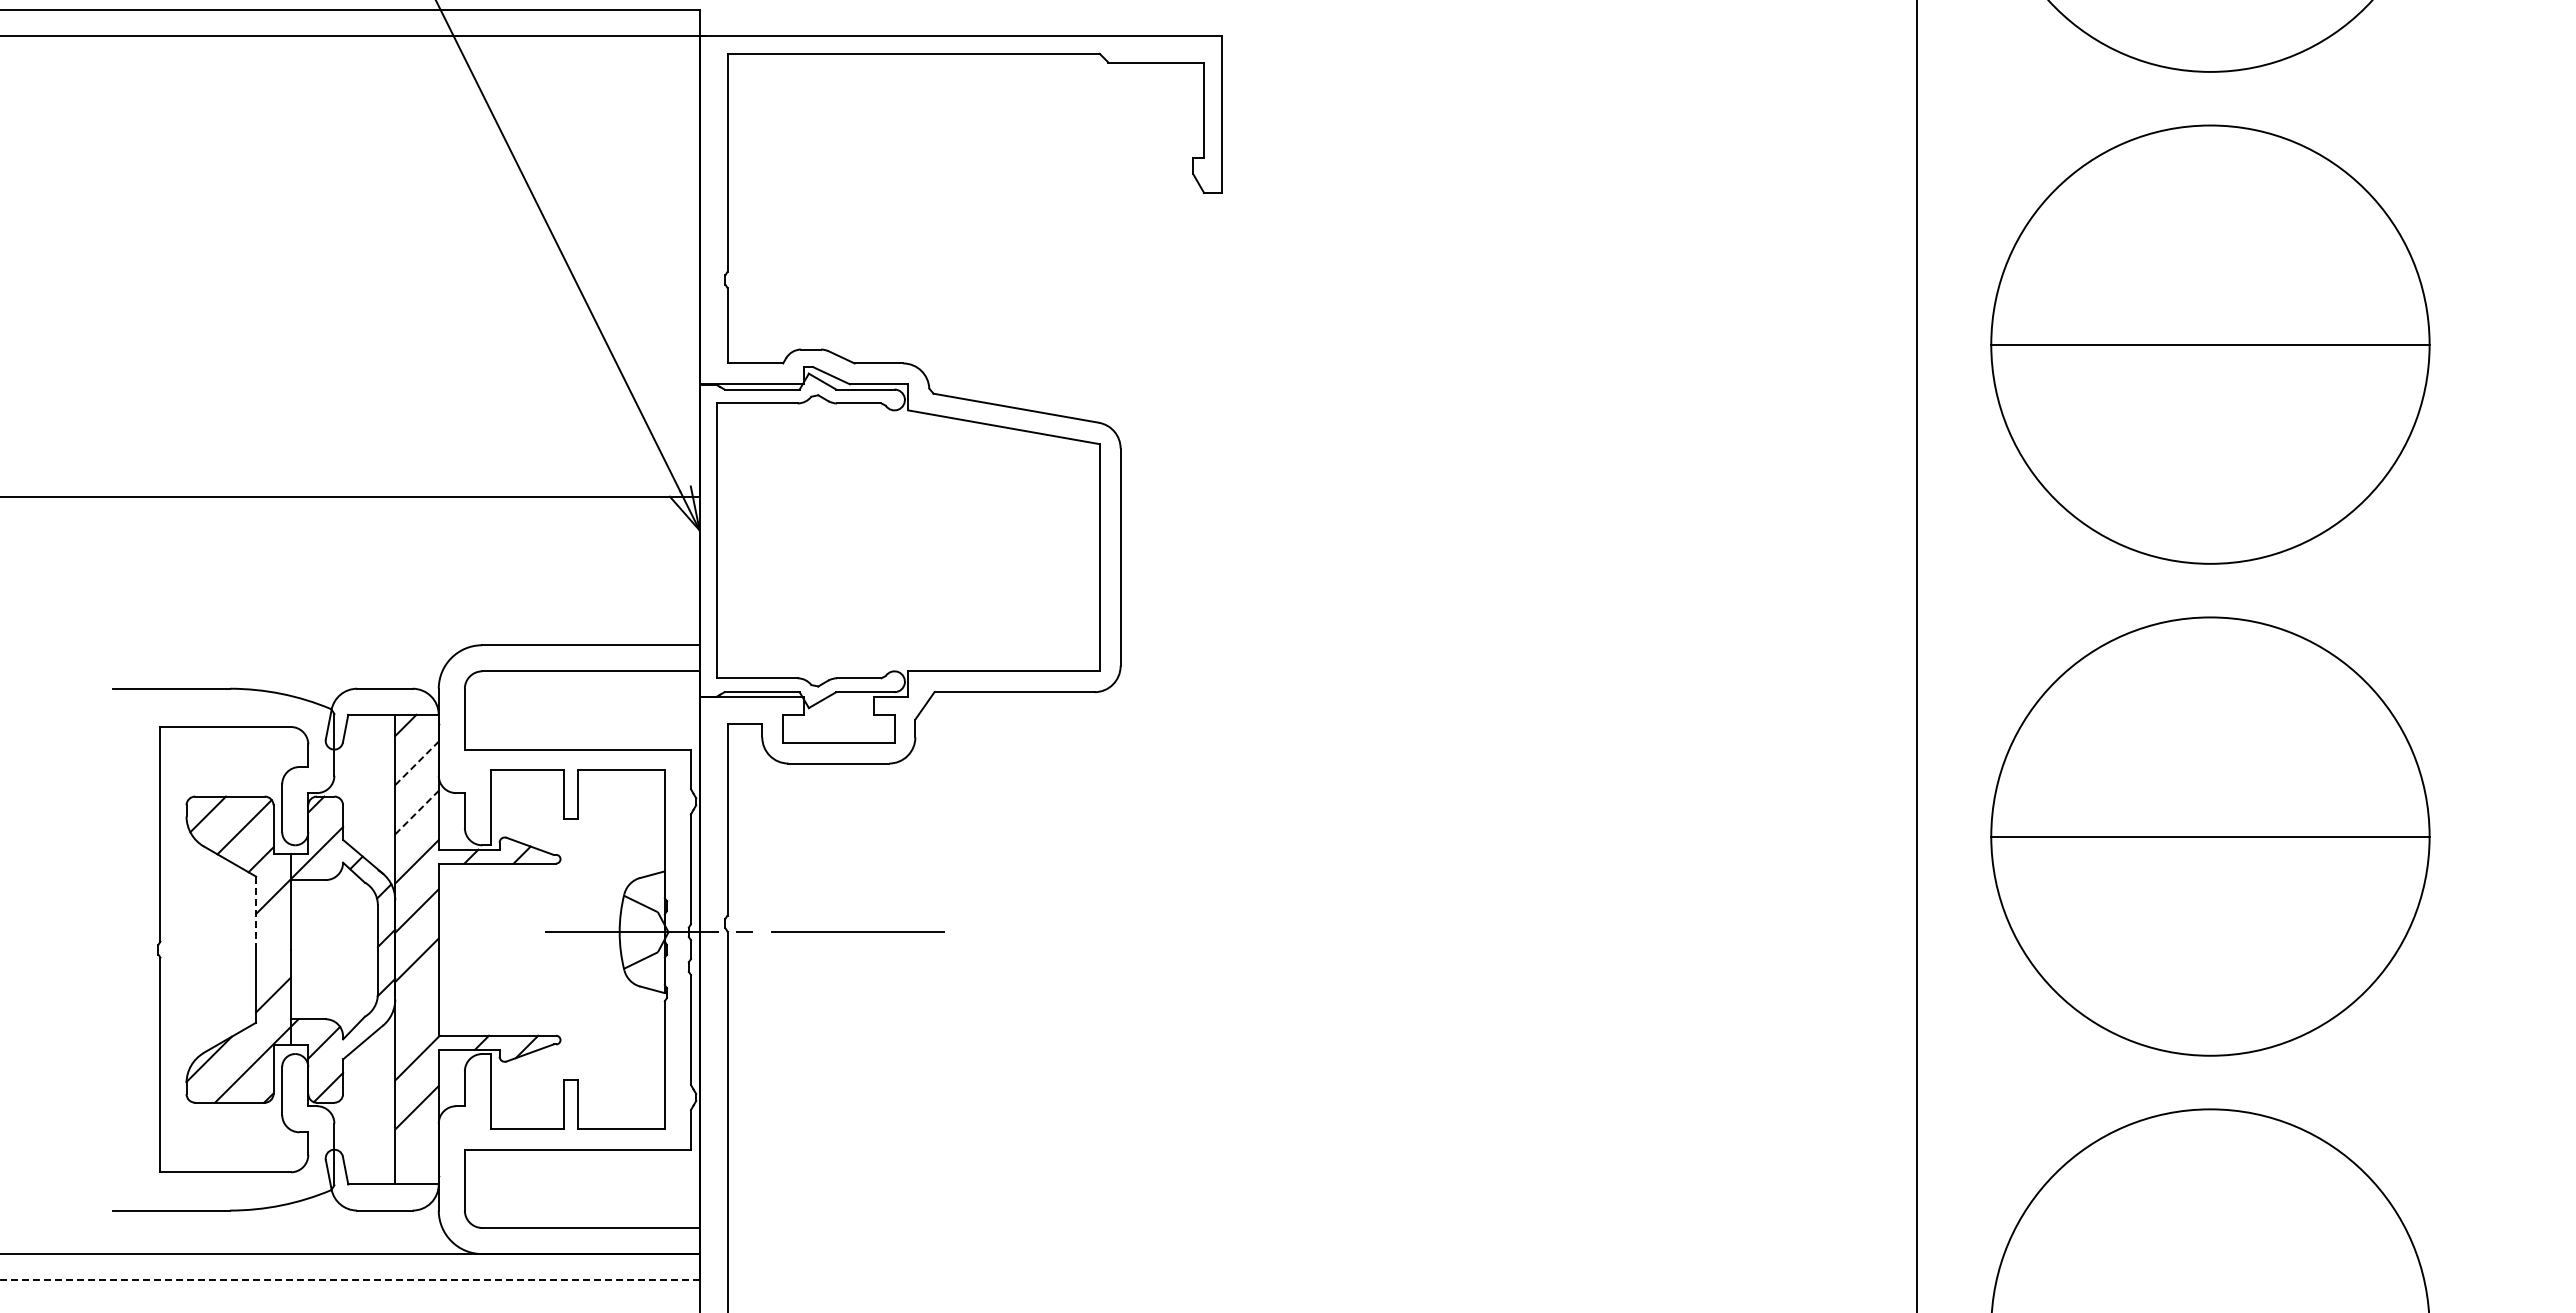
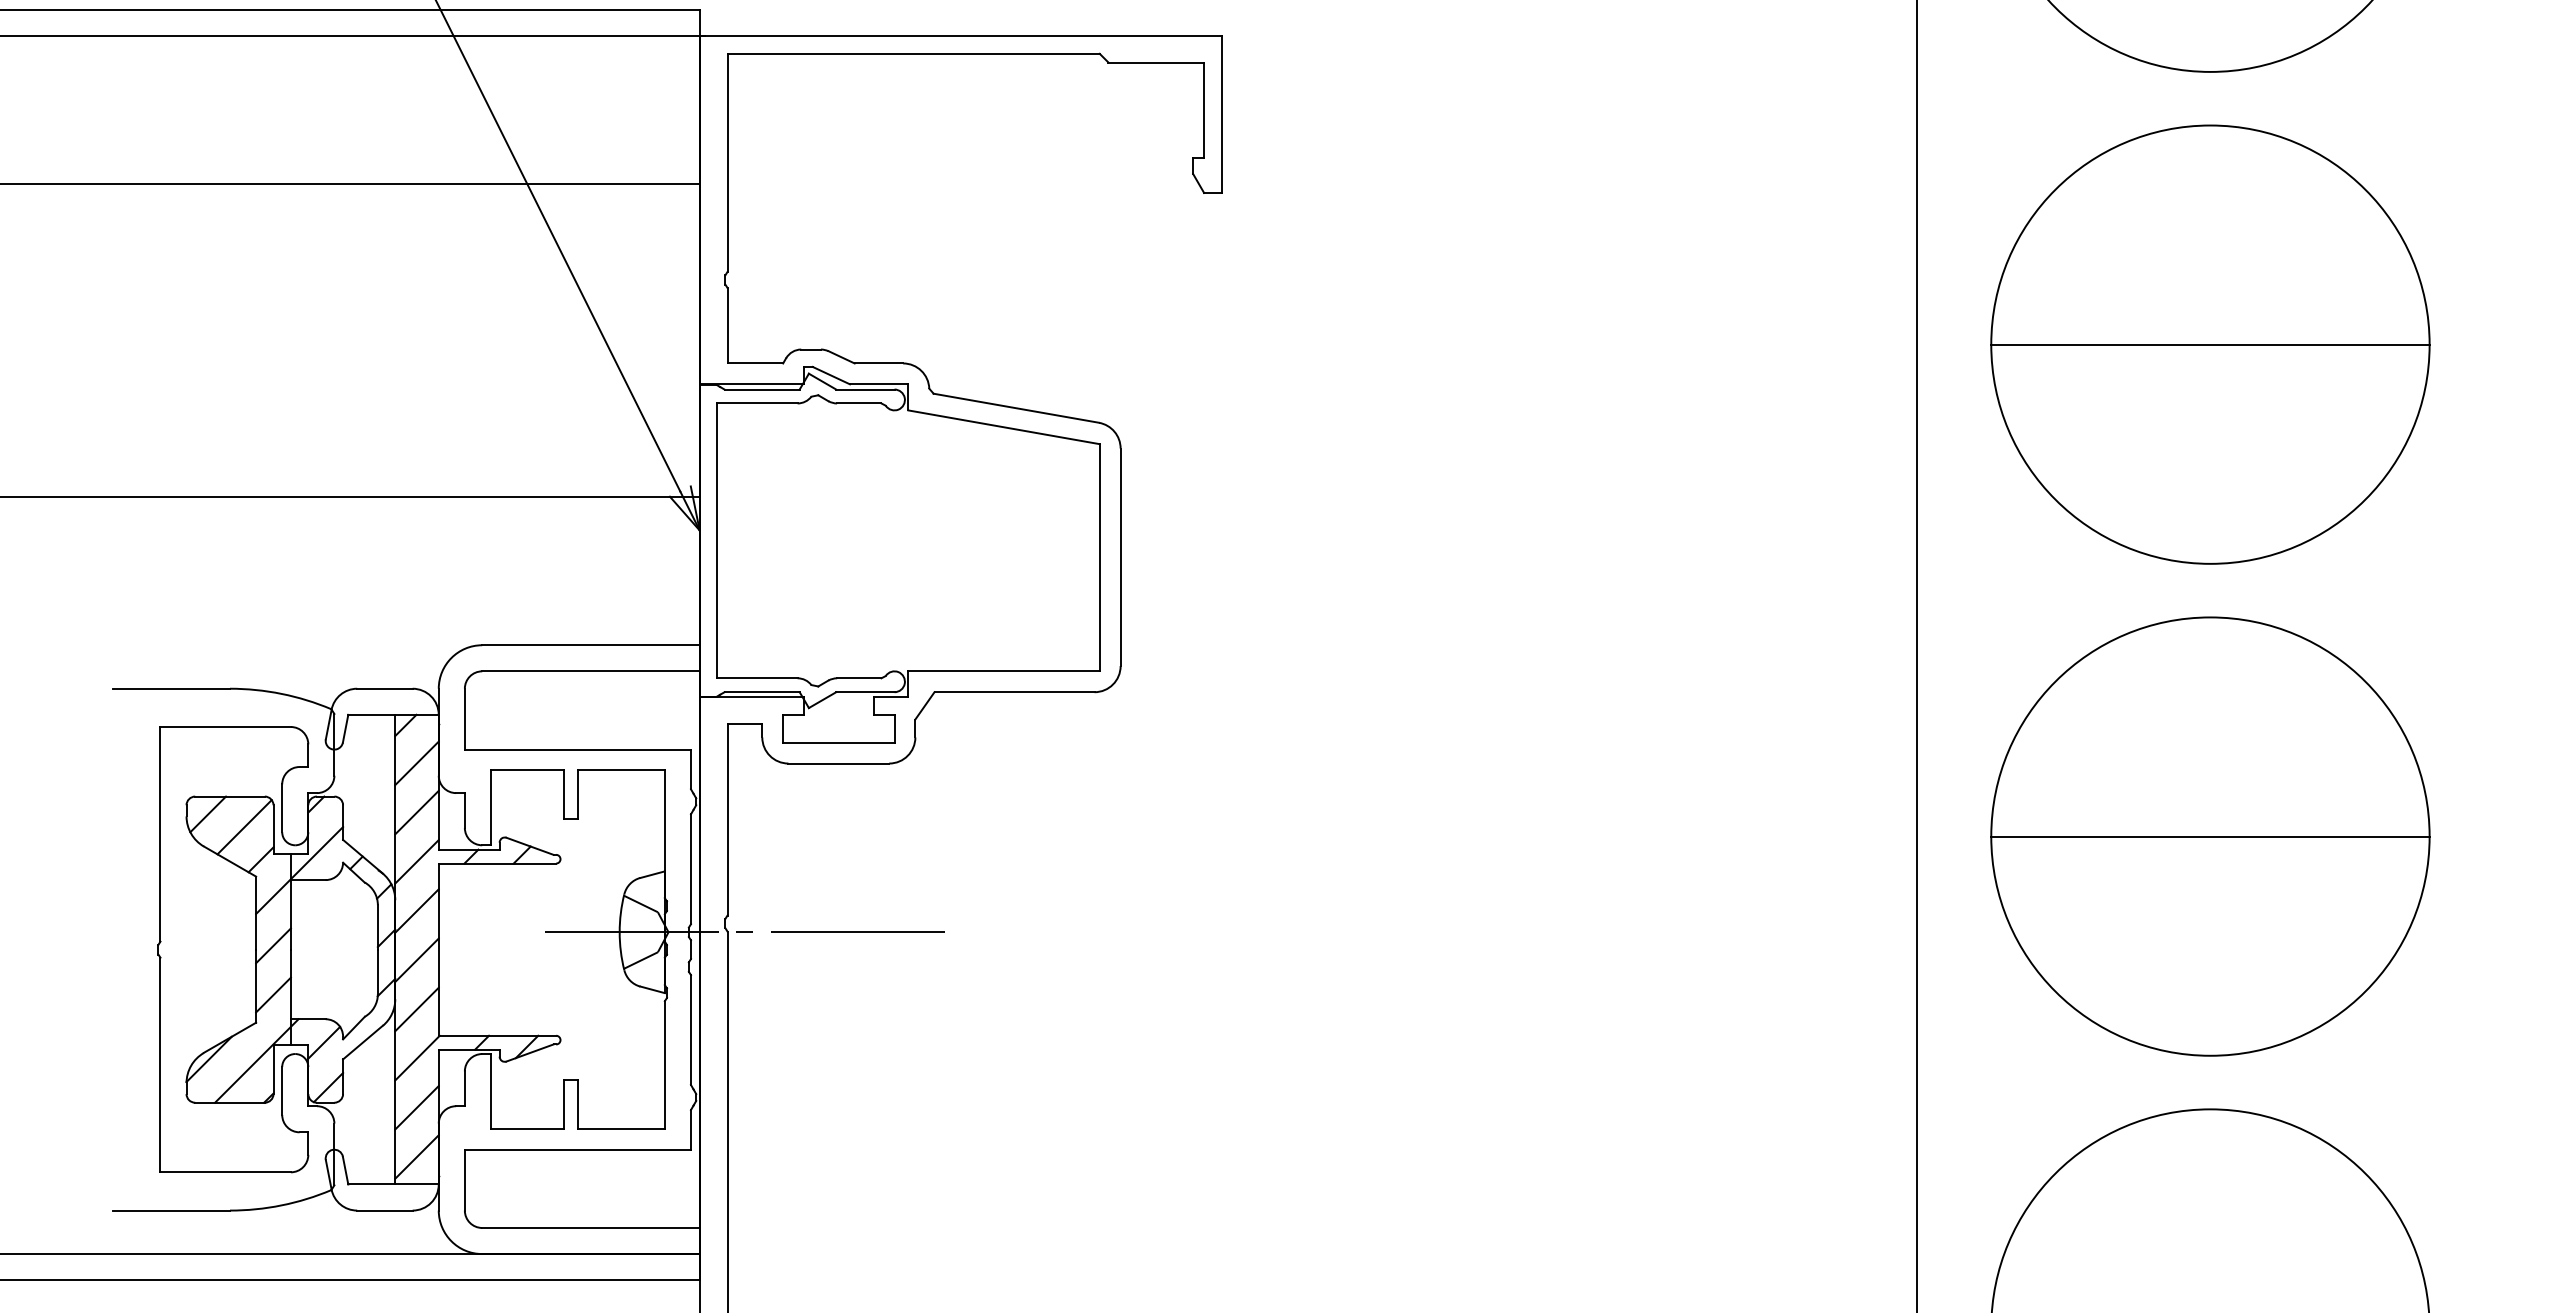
line: none -> present (350, 184)
line: dashed -> solid (417, 763)
line: dashed -> solid (417, 812)
line: dashed -> solid (256, 913)
line: none -> present (273, 945)
line: none -> present (416, 1009)
line: none -> present (416, 1156)
line: dashed -> solid (349, 1280)
